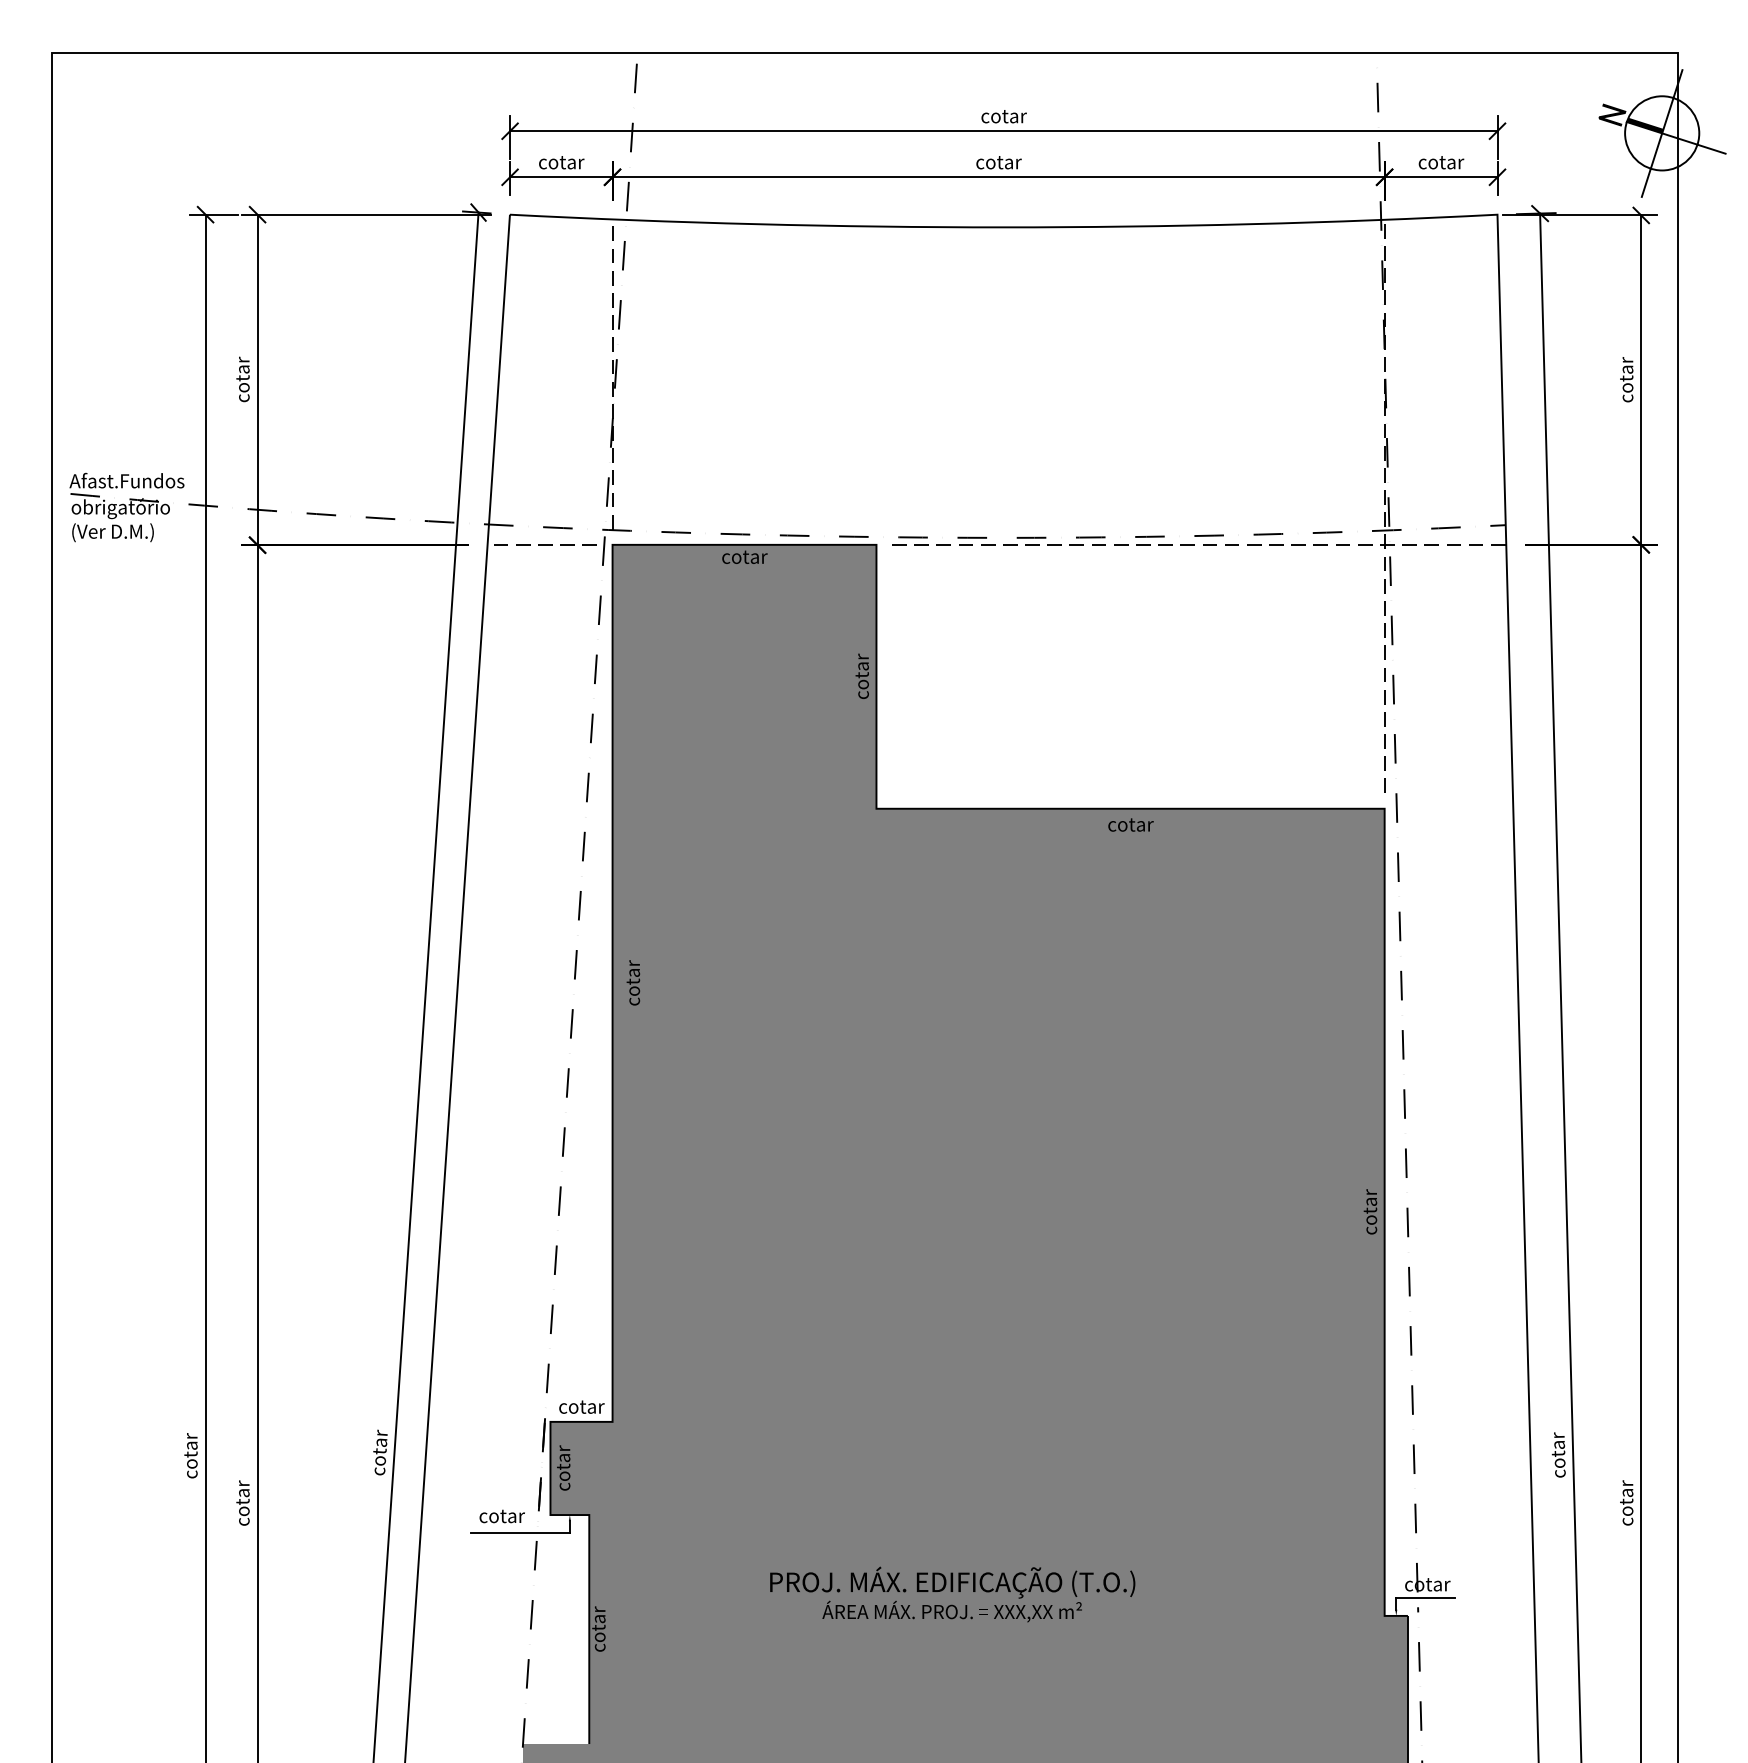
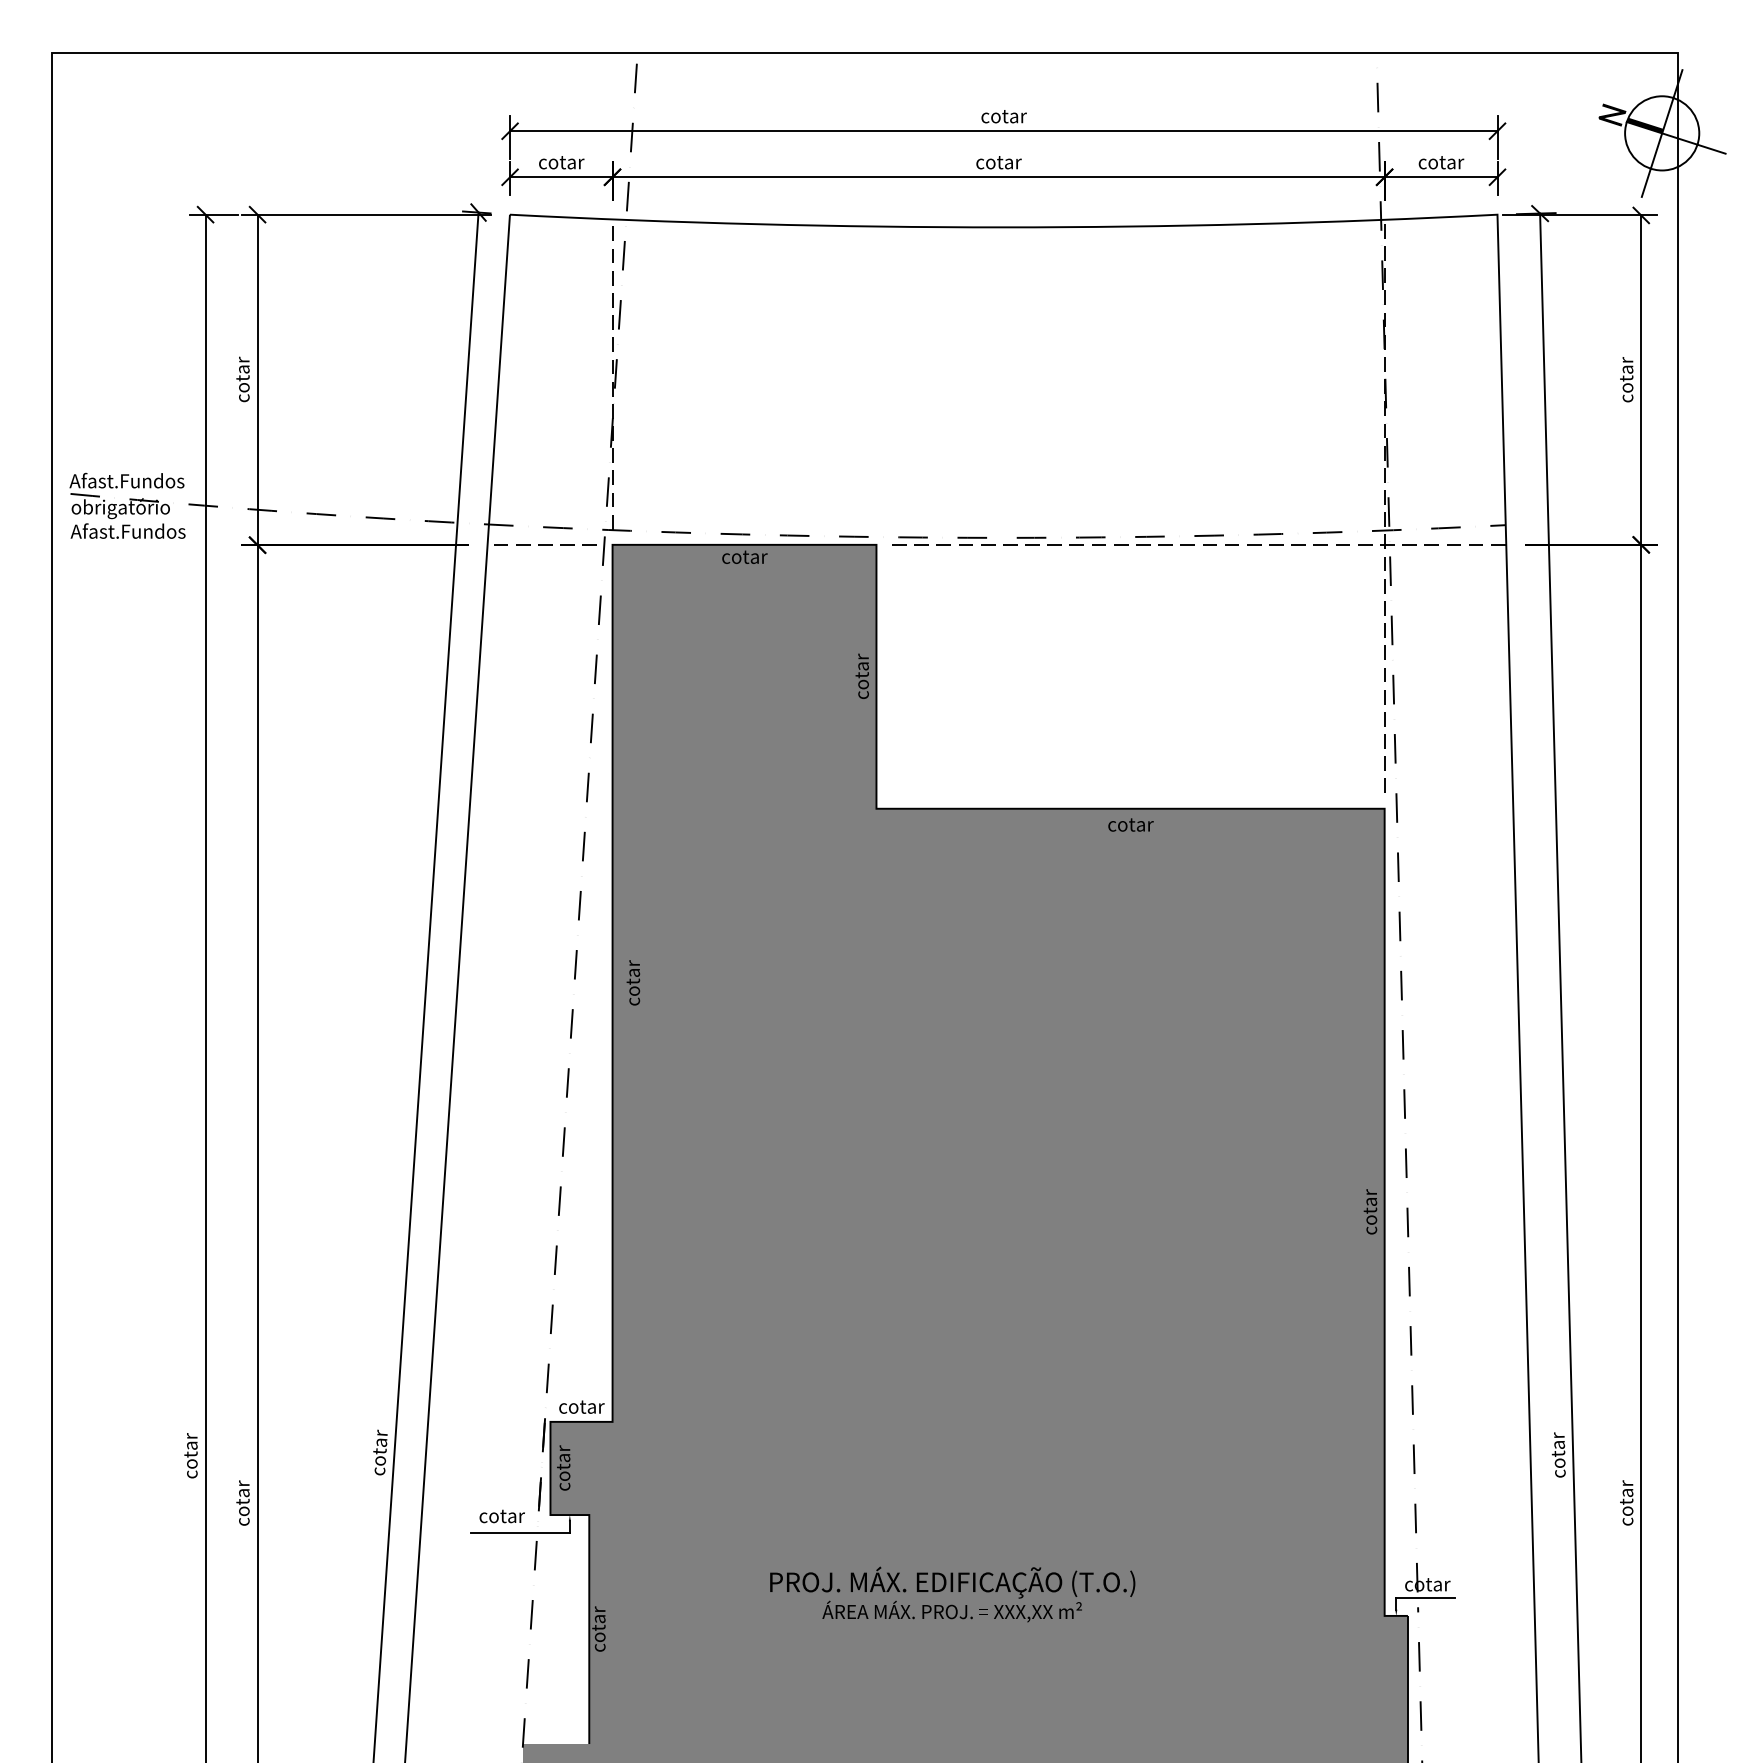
text: (Ver D.M.) -> Afast.Fundos (127, 532)
